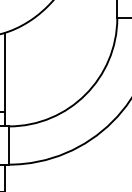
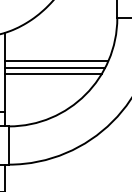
line: none -> present (56, 61)
line: none -> present (54, 67)
line: none -> present (52, 73)
